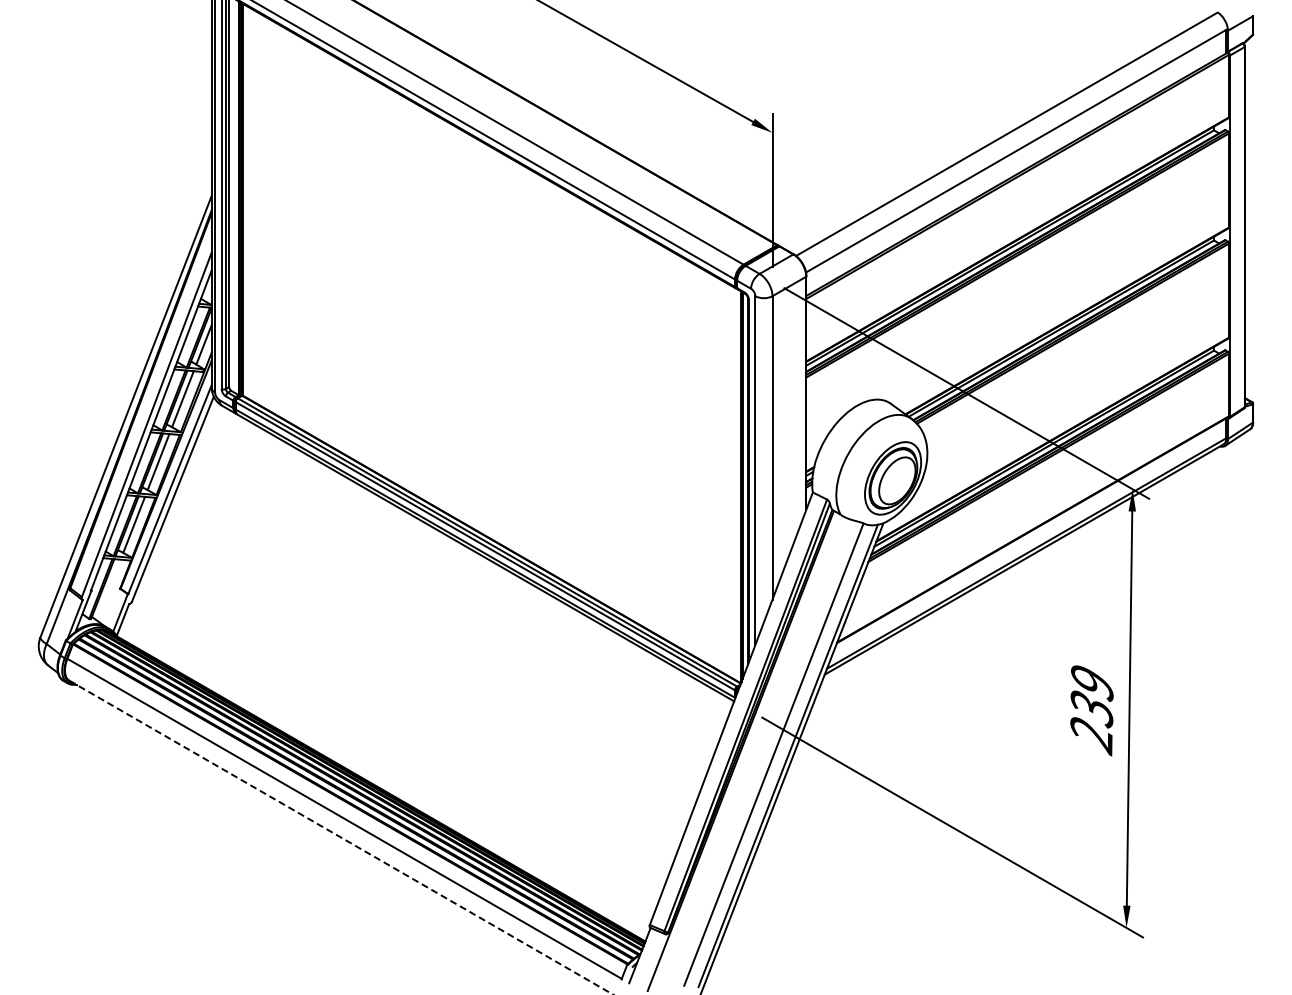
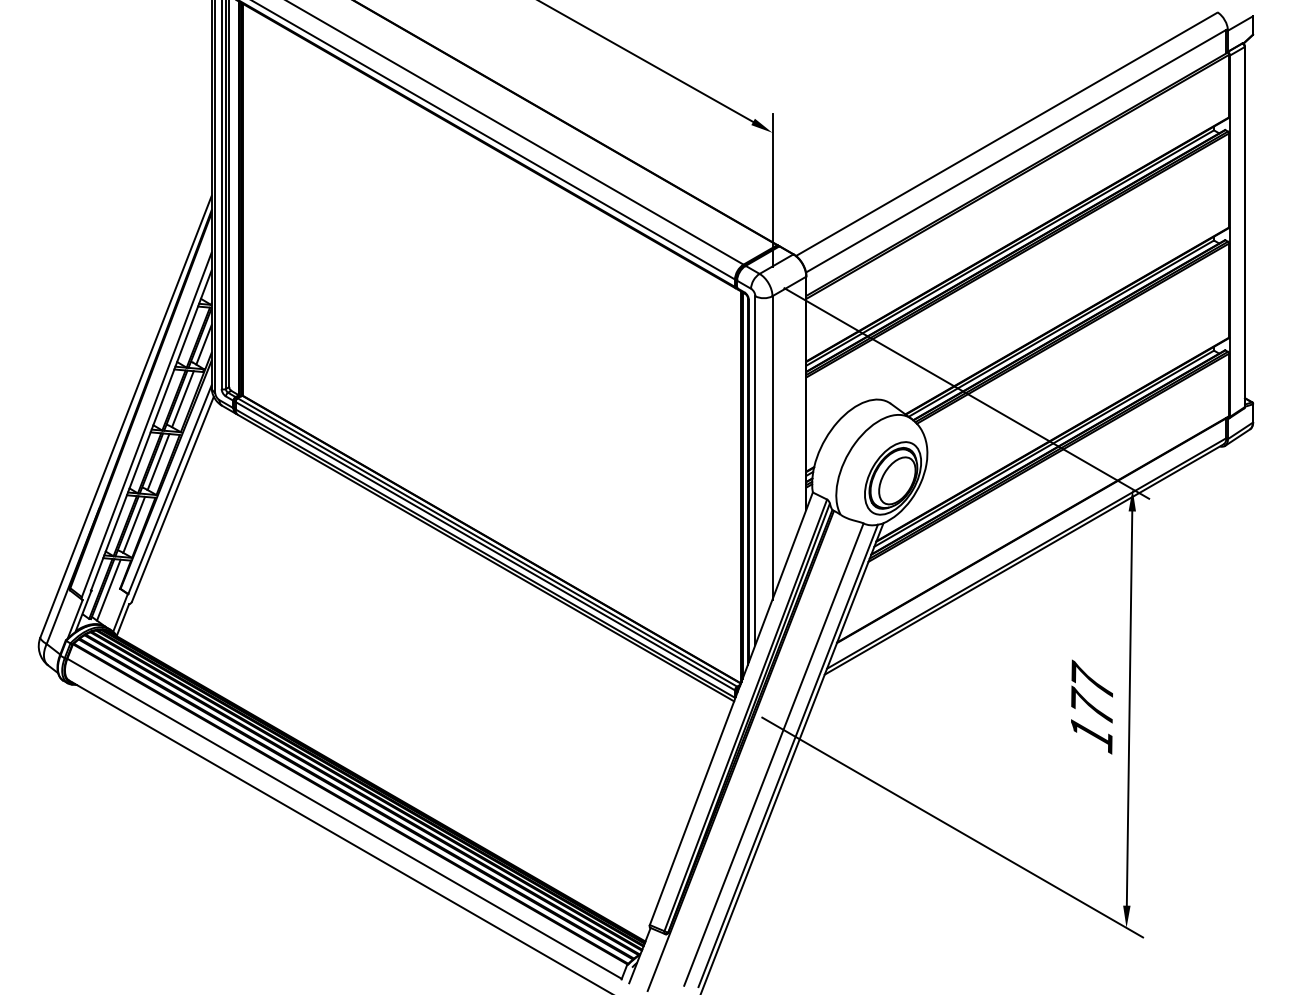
line: none -> present (108, 589)
text: 239 -> 177 (1091, 707)
line: dashed -> solid (341, 837)
